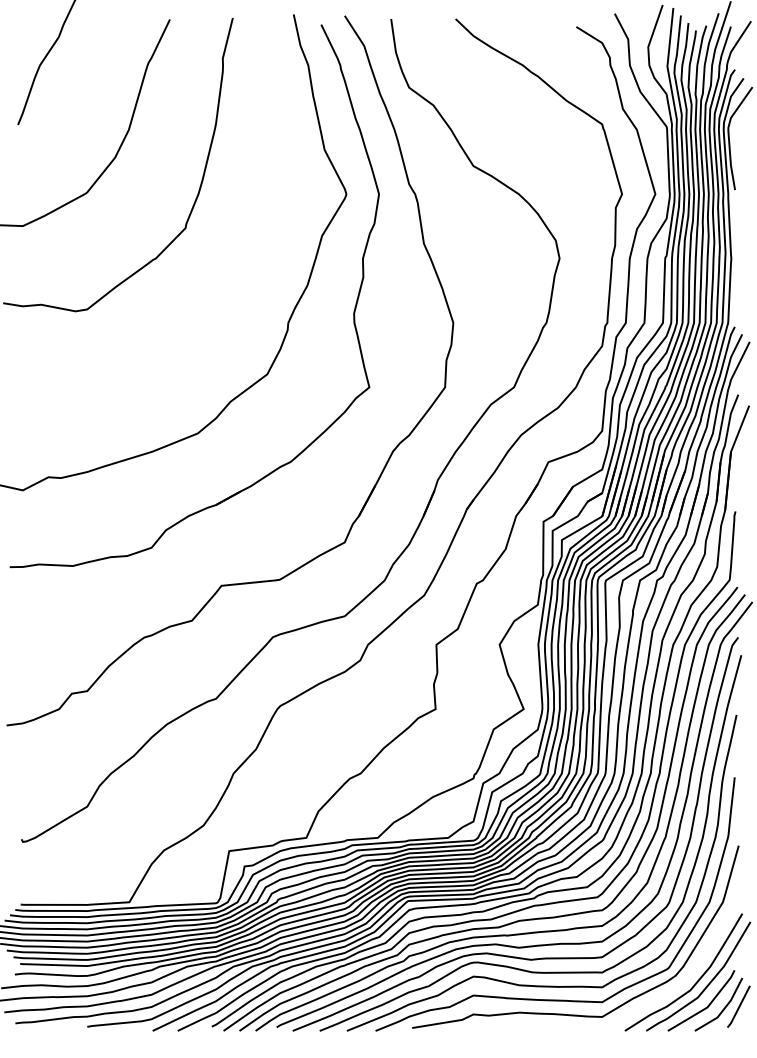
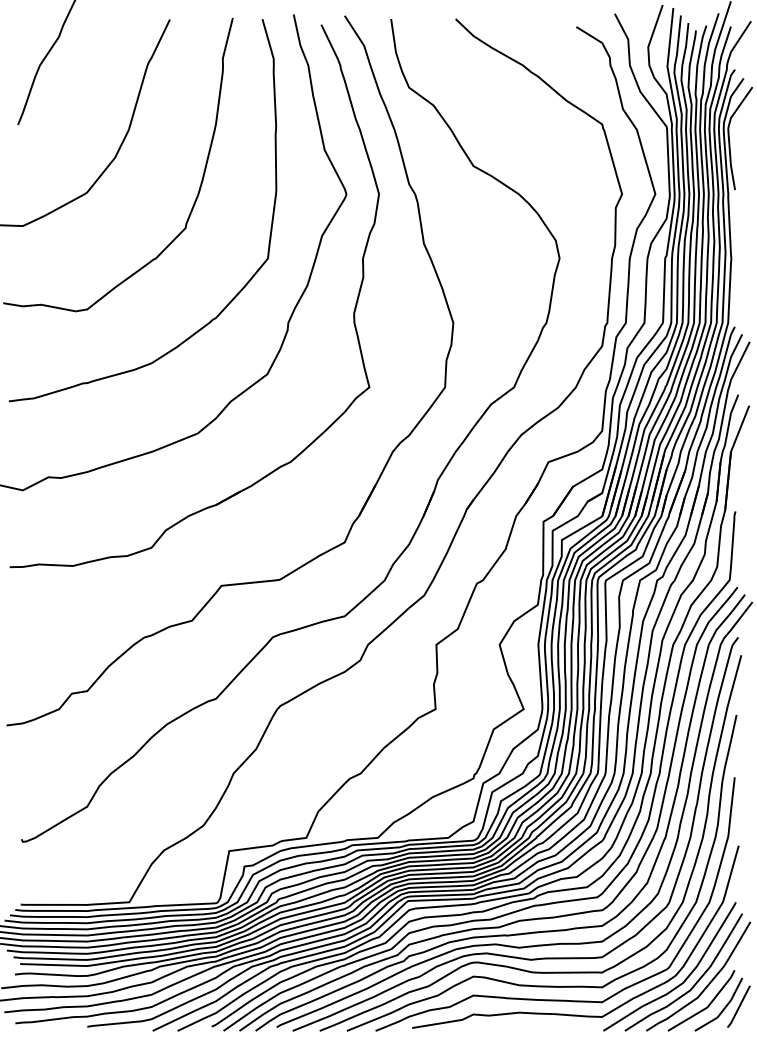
curve: none -> present (239, 290)
curve: none -> present (683, 980)
